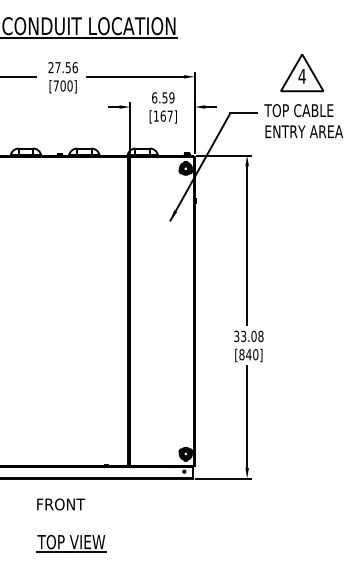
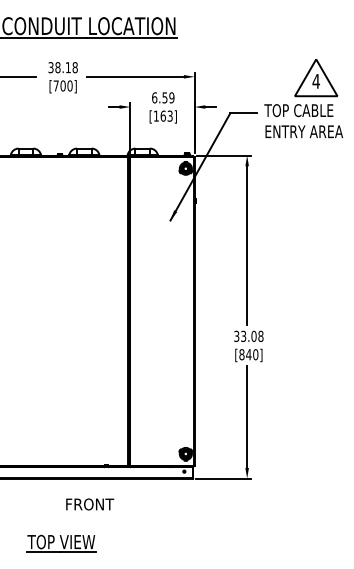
text: 27.56 -> 38.18 (62, 67)
part position: (302, 73) -> (316, 78) (316, 78)
text: [167] -> [163] (169, 115)
text position: (61, 504) -> (90, 504) (90, 504)
part position: (71, 543) -> (61, 543) (61, 543)
